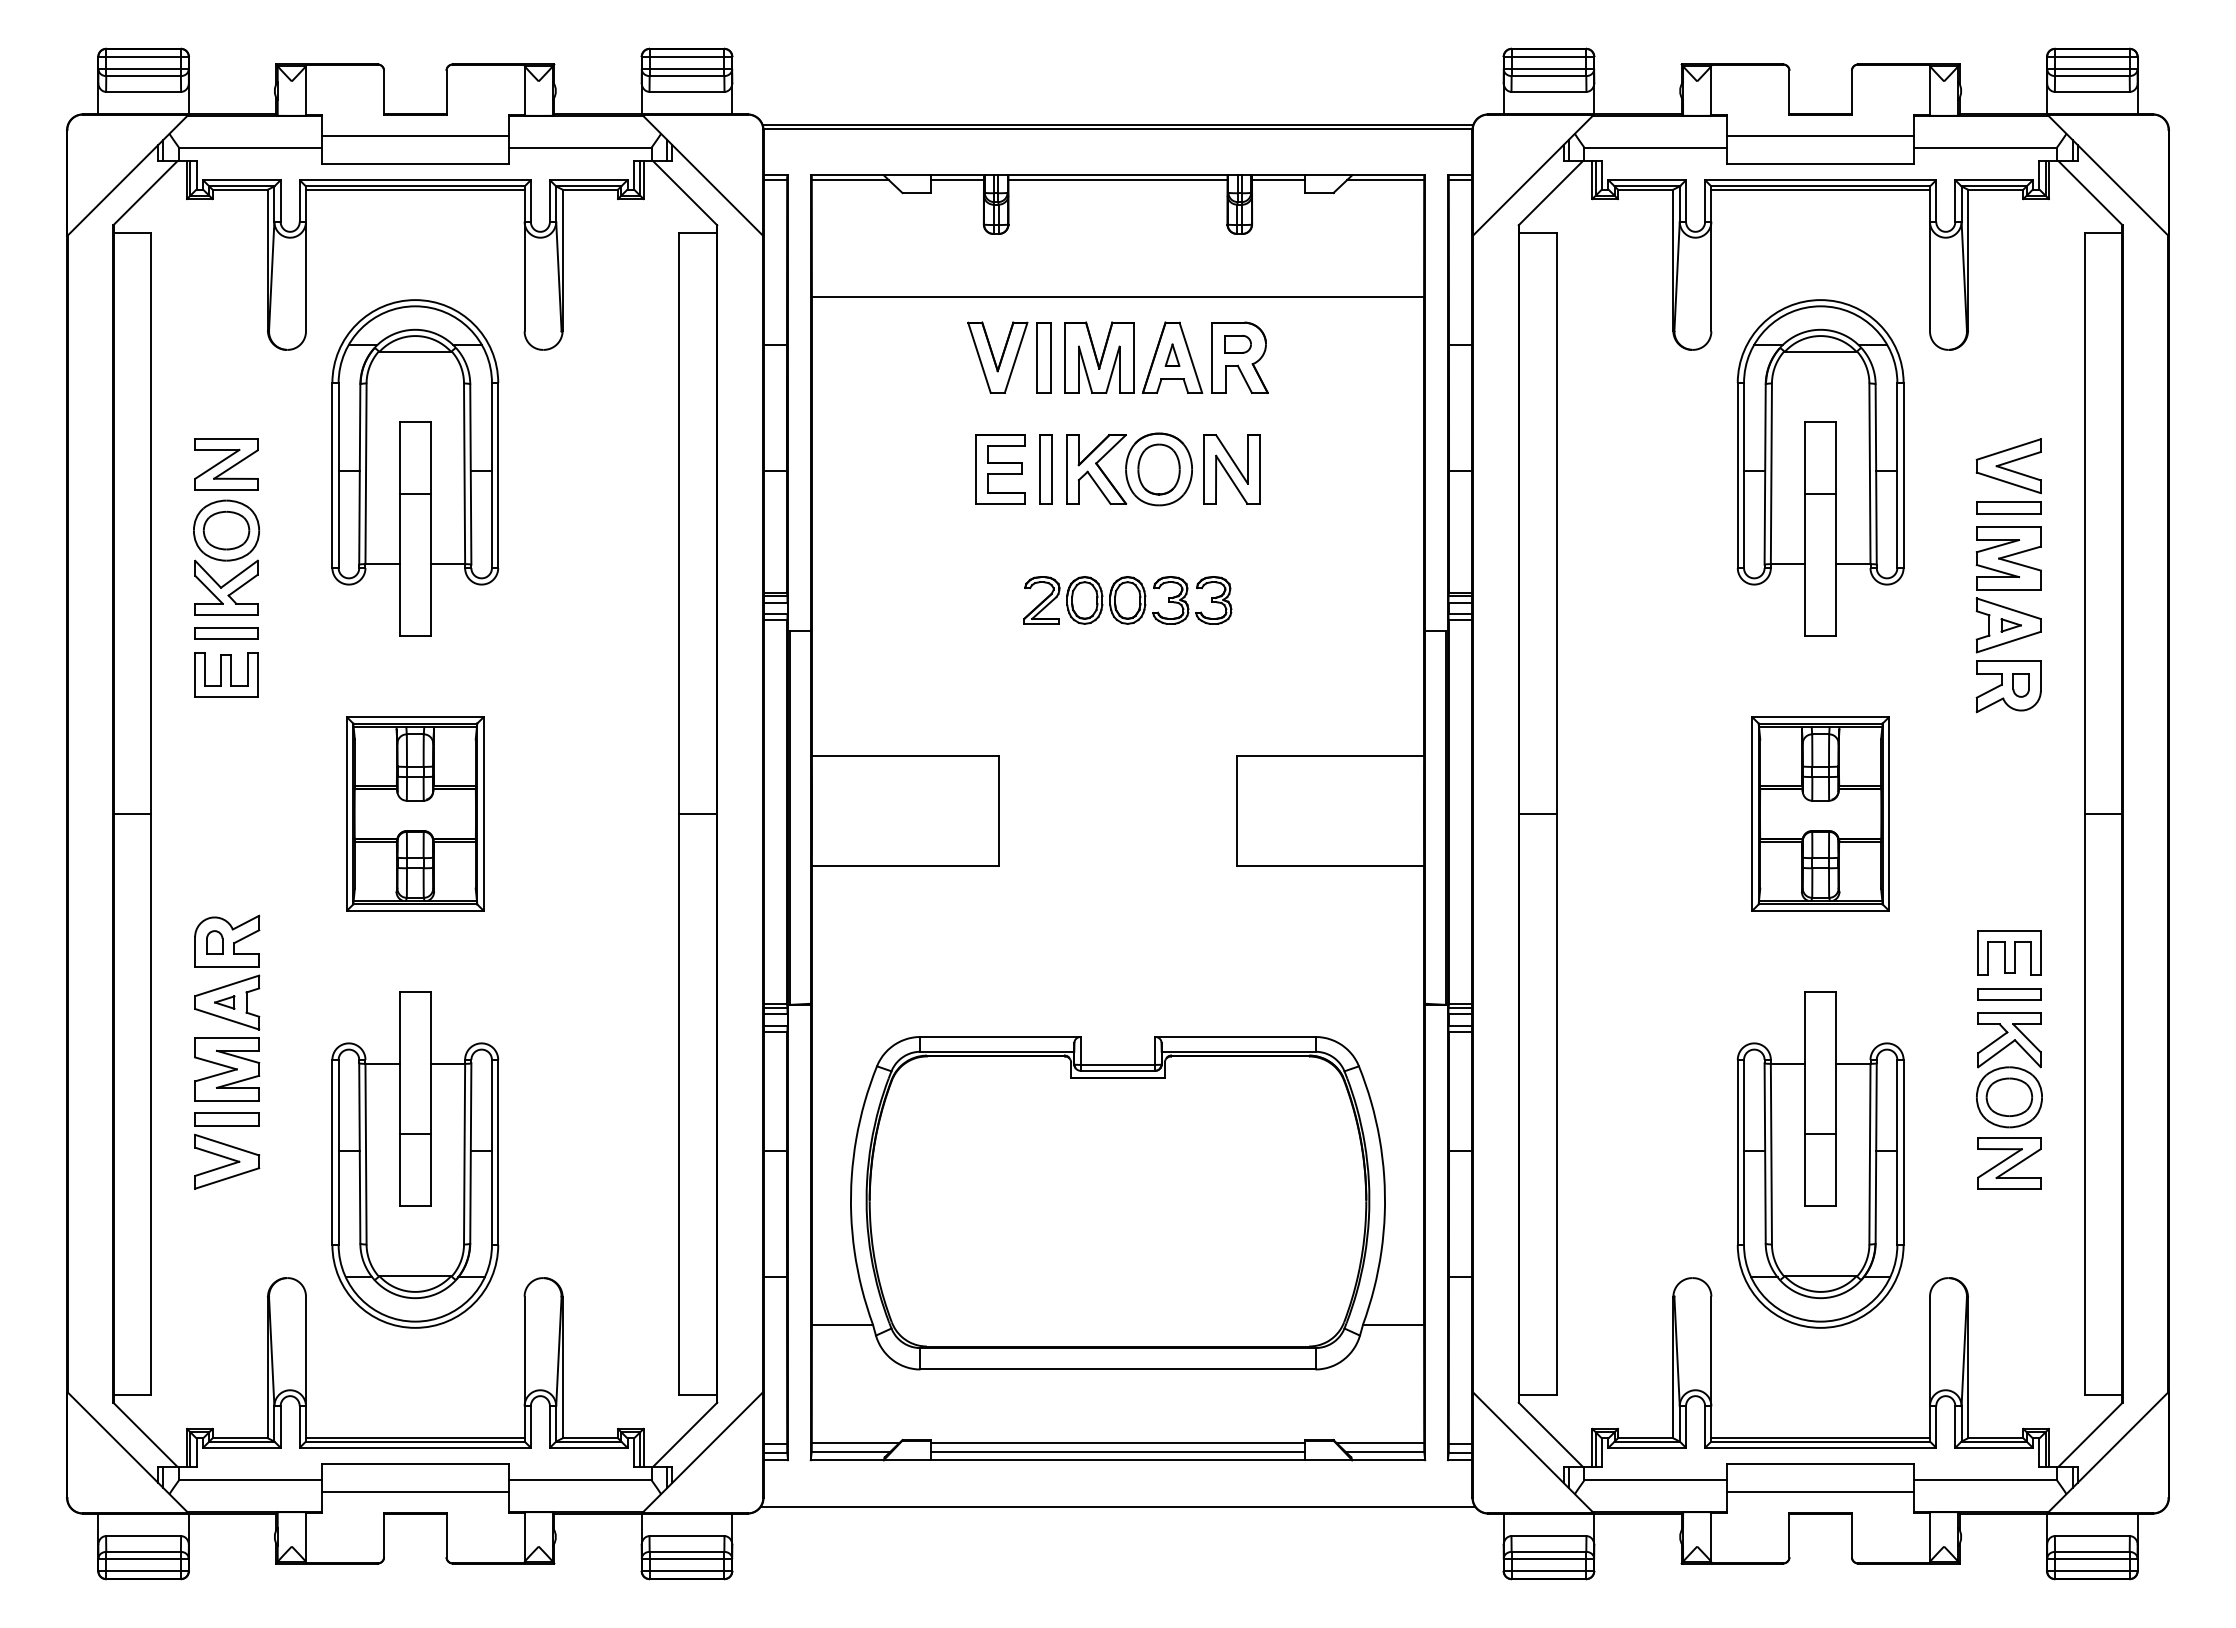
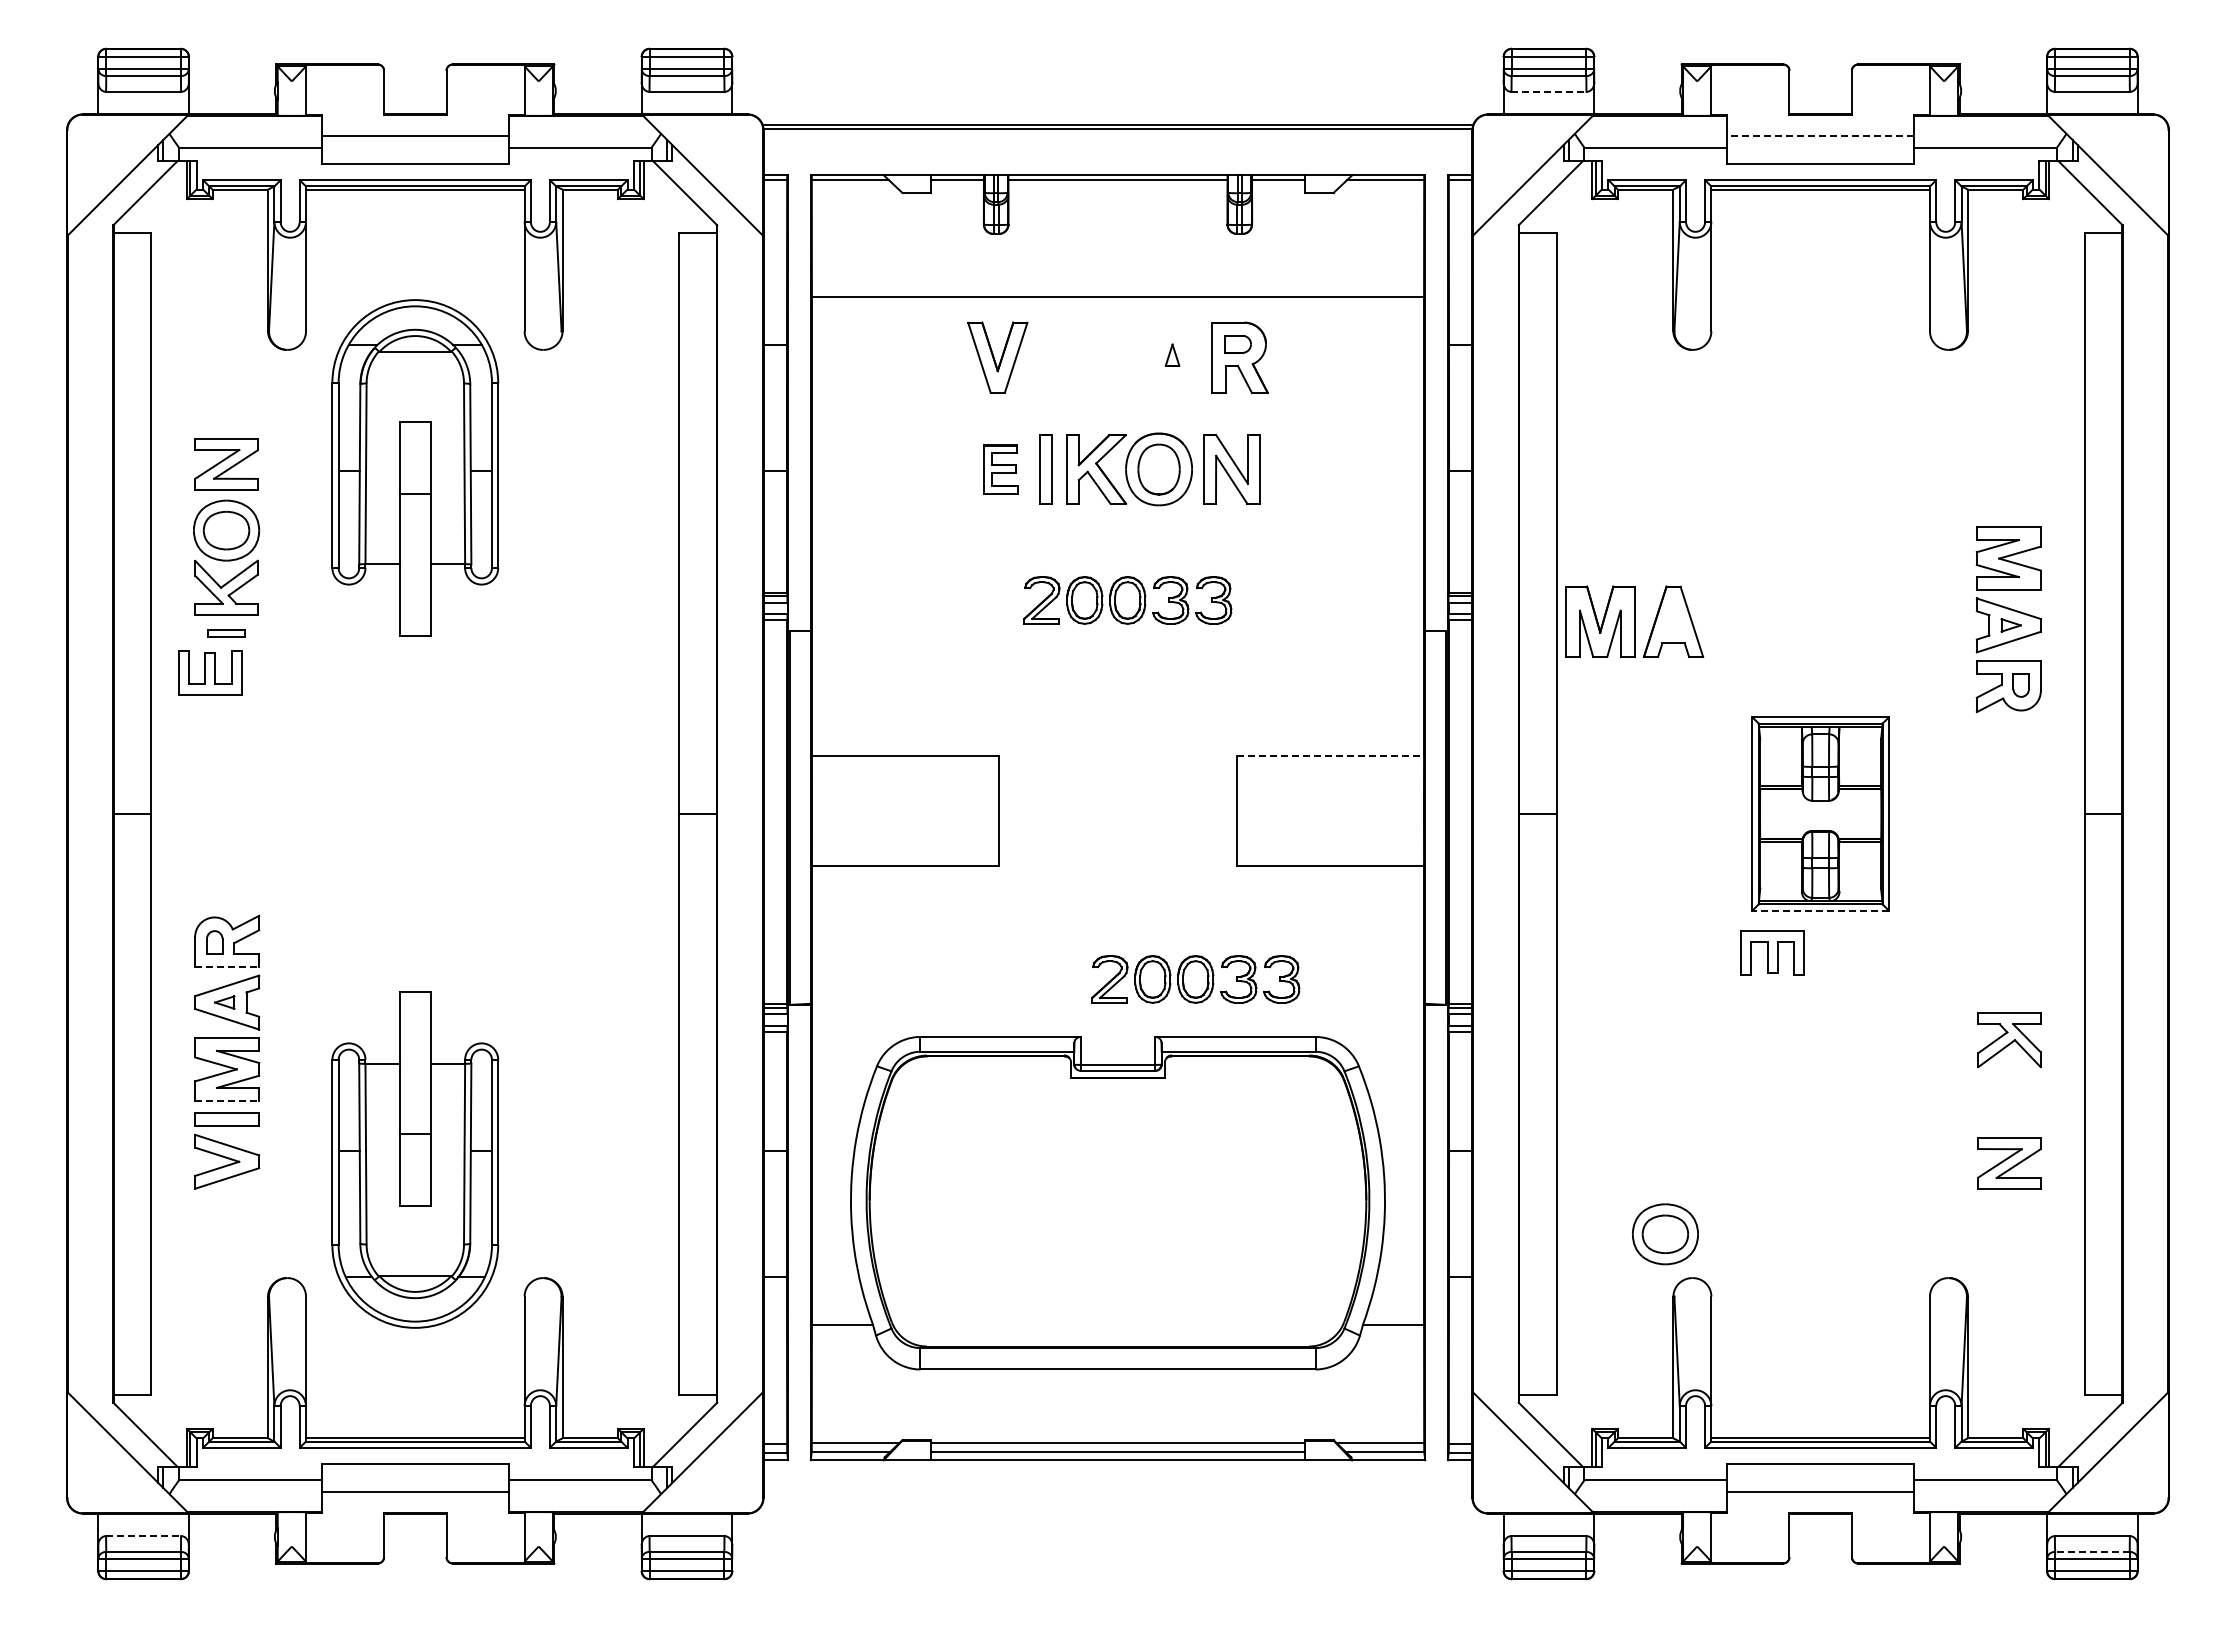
line: solid -> dashed (1549, 91)
line: solid -> dashed (1820, 136)
part: present -> none (1043, 357)
part position: (1133, 357) -> (1634, 621) (1634, 621)
part: present -> none (1820, 467)
part size: 51x71 px -> 36x51 px (1000, 469)
part: present -> none (2008, 476)
part size: 65x13 px -> 39x9 px (226, 633)
part position: (226, 674) -> (210, 672) (210, 672)
line: solid -> dashed (1330, 756)
part: present -> none (415, 813)
line: solid -> dashed (1820, 910)
part position: (2009, 952) -> (1772, 952) (1772, 952)
line: solid -> dashed (227, 967)
part: none -> present (1195, 979)
part: present -> none (2009, 994)
part position: (2009, 1097) -> (1665, 1234) (1665, 1234)
line: solid -> dashed (227, 1100)
part: present -> none (1820, 1159)
line: present -> none (1117, 1507)
line: solid -> dashed (144, 1536)
line: solid -> dashed (2091, 1551)
